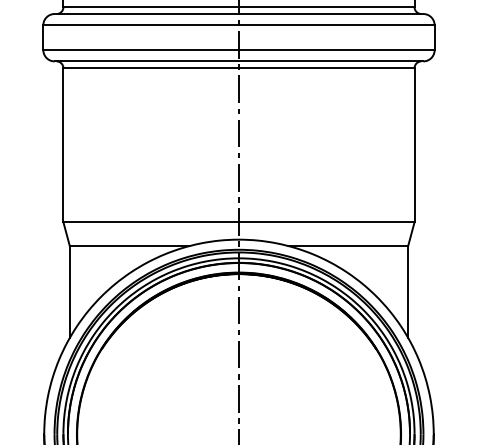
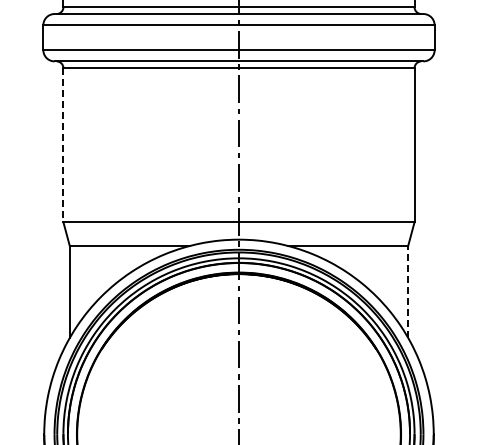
line: solid -> dashed (63, 145)
line: solid -> dashed (408, 291)
